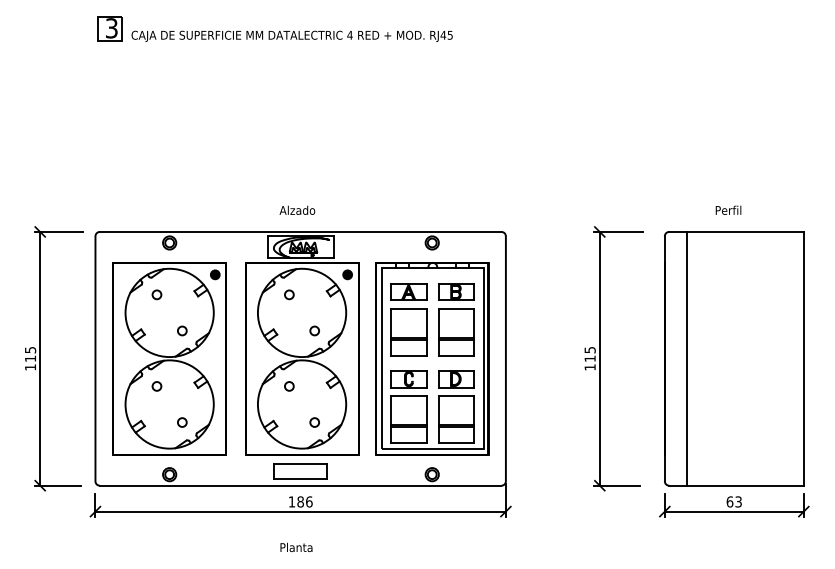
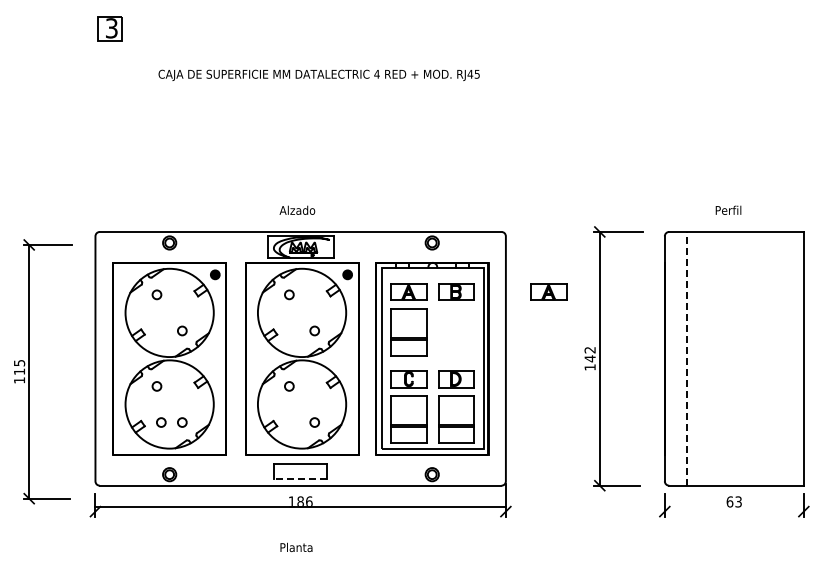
text position: (291, 35) -> (318, 74) (318, 74)
part: none -> present (548, 291)
part: present -> none (456, 332)
text: 115 -> 142 (589, 354)
part position: (40, 358) -> (29, 371) (29, 371)
line: solid -> dashed (686, 358)
circle: none -> present (161, 422)
line: solid -> dashed (300, 479)
line position: (300, 511) -> (300, 506) (300, 506)
line: present -> none (733, 511)
